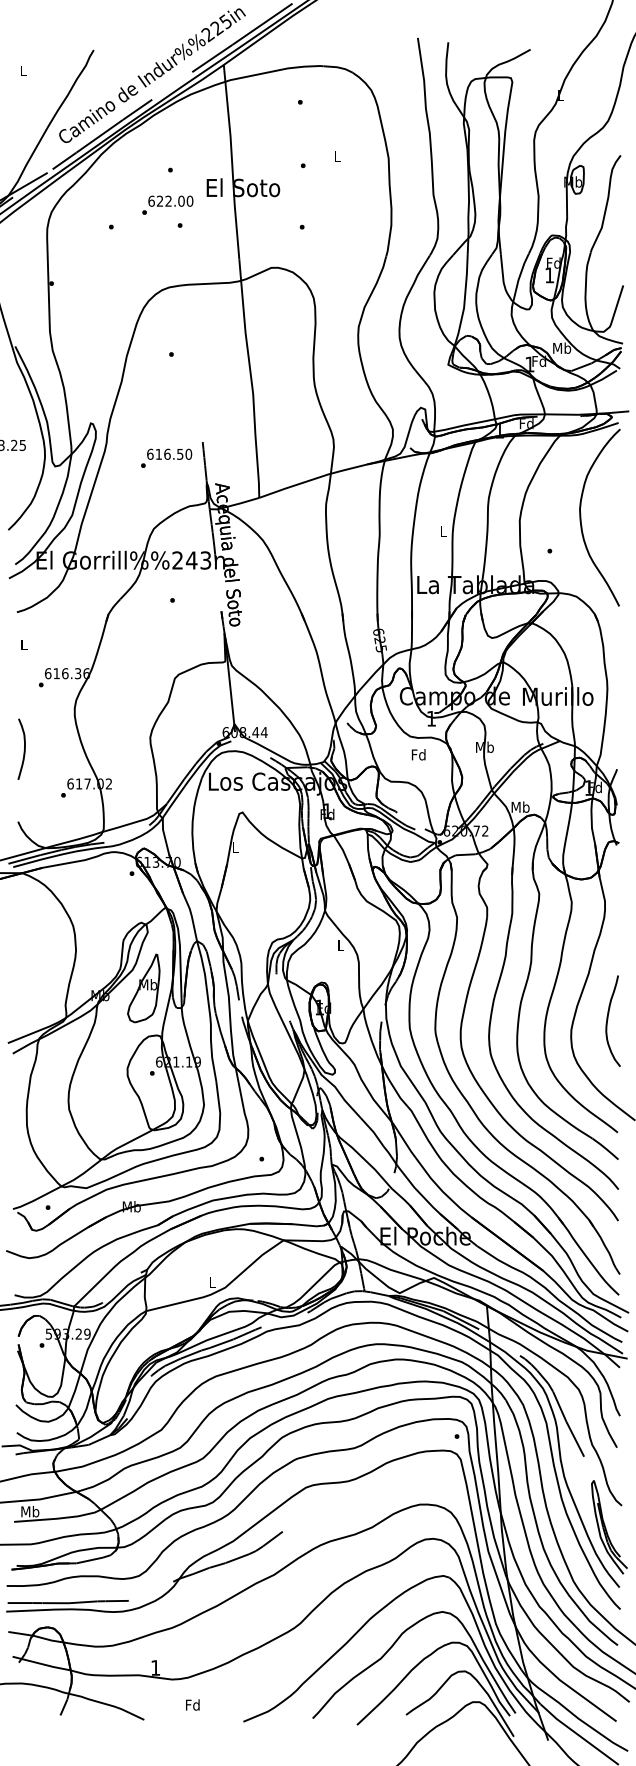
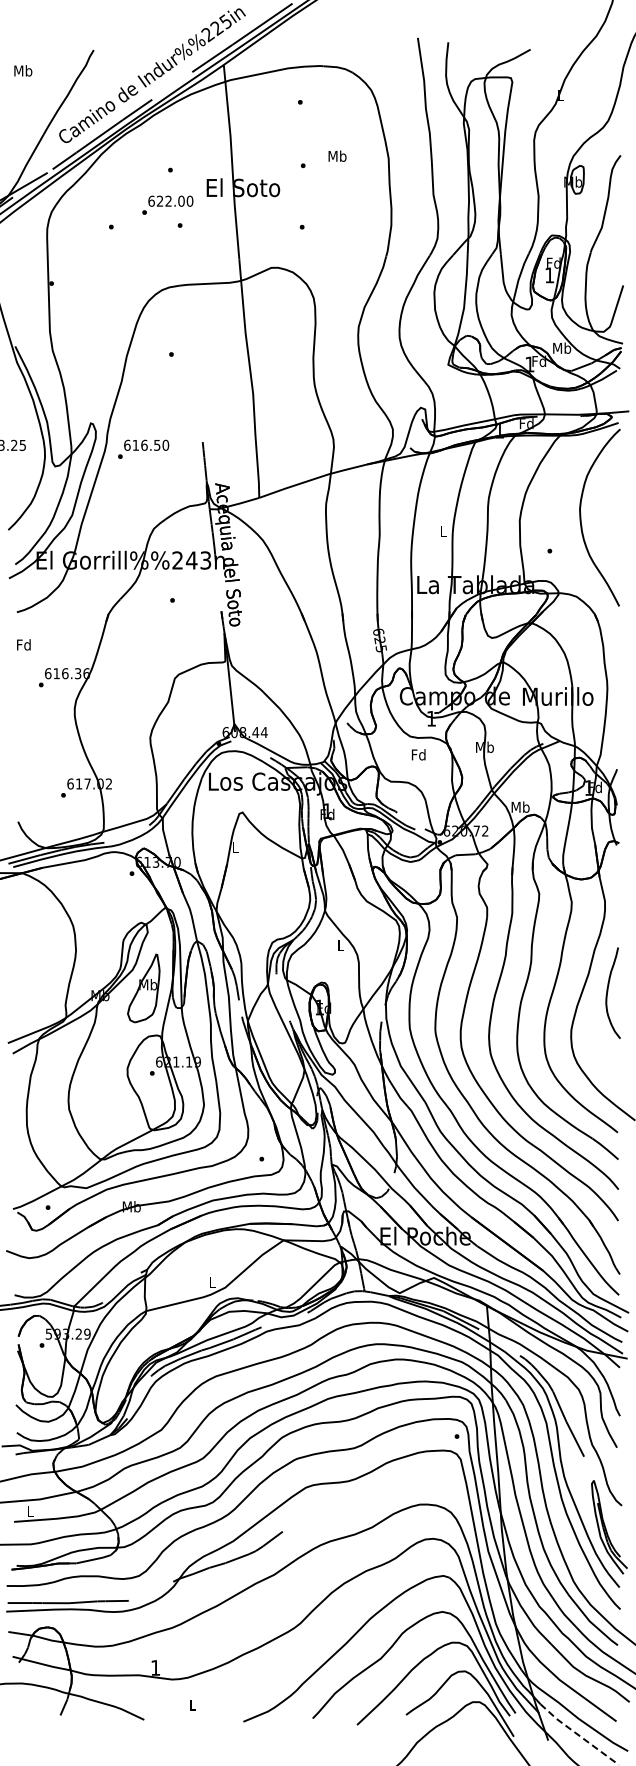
text: L -> Mb (23, 70)
text: L -> Mb (337, 155)
text position: (166, 457) -> (143, 448) (143, 448)
text: L -> Fd (23, 644)
curve: present -> none (24, 748)
curve position: (608, 1020) -> (608, 992) (608, 992)
text: Mb -> L (30, 1511)
text: Fd -> L (192, 1704)
line: solid -> dashed (578, 1734)
